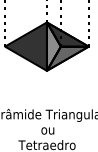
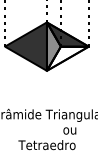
fill: present -> none (67, 58)
text position: (47, 130) -> (69, 130) (69, 130)
